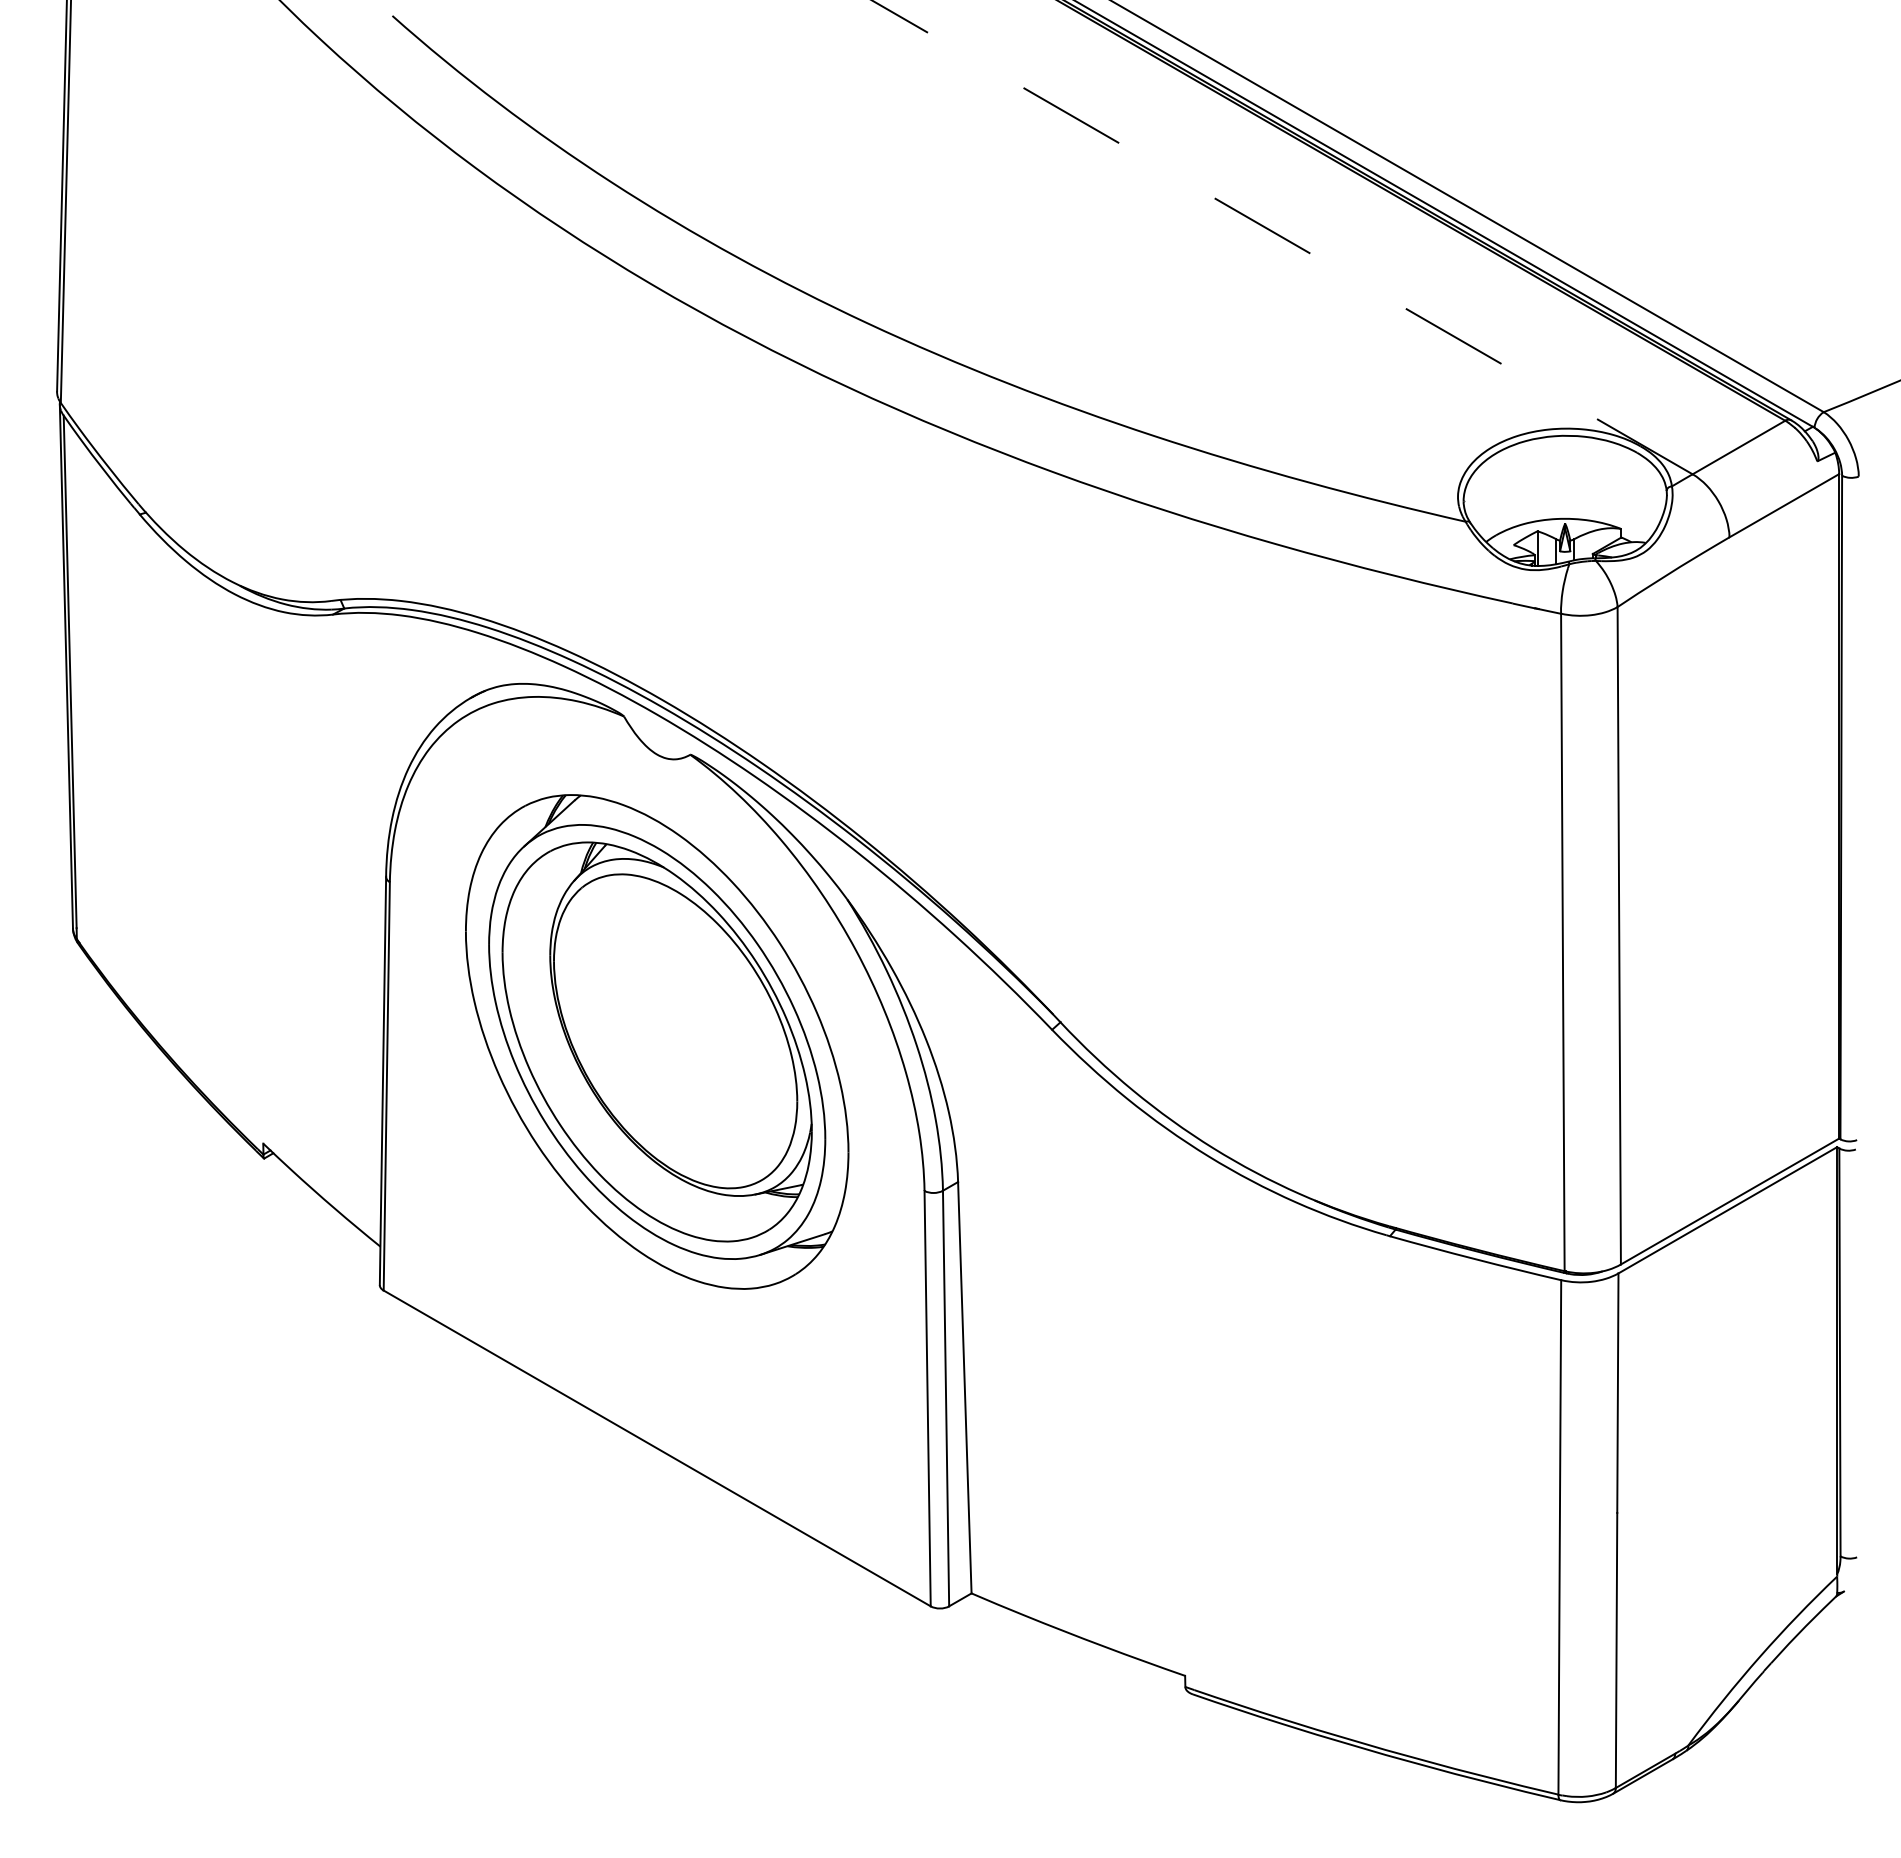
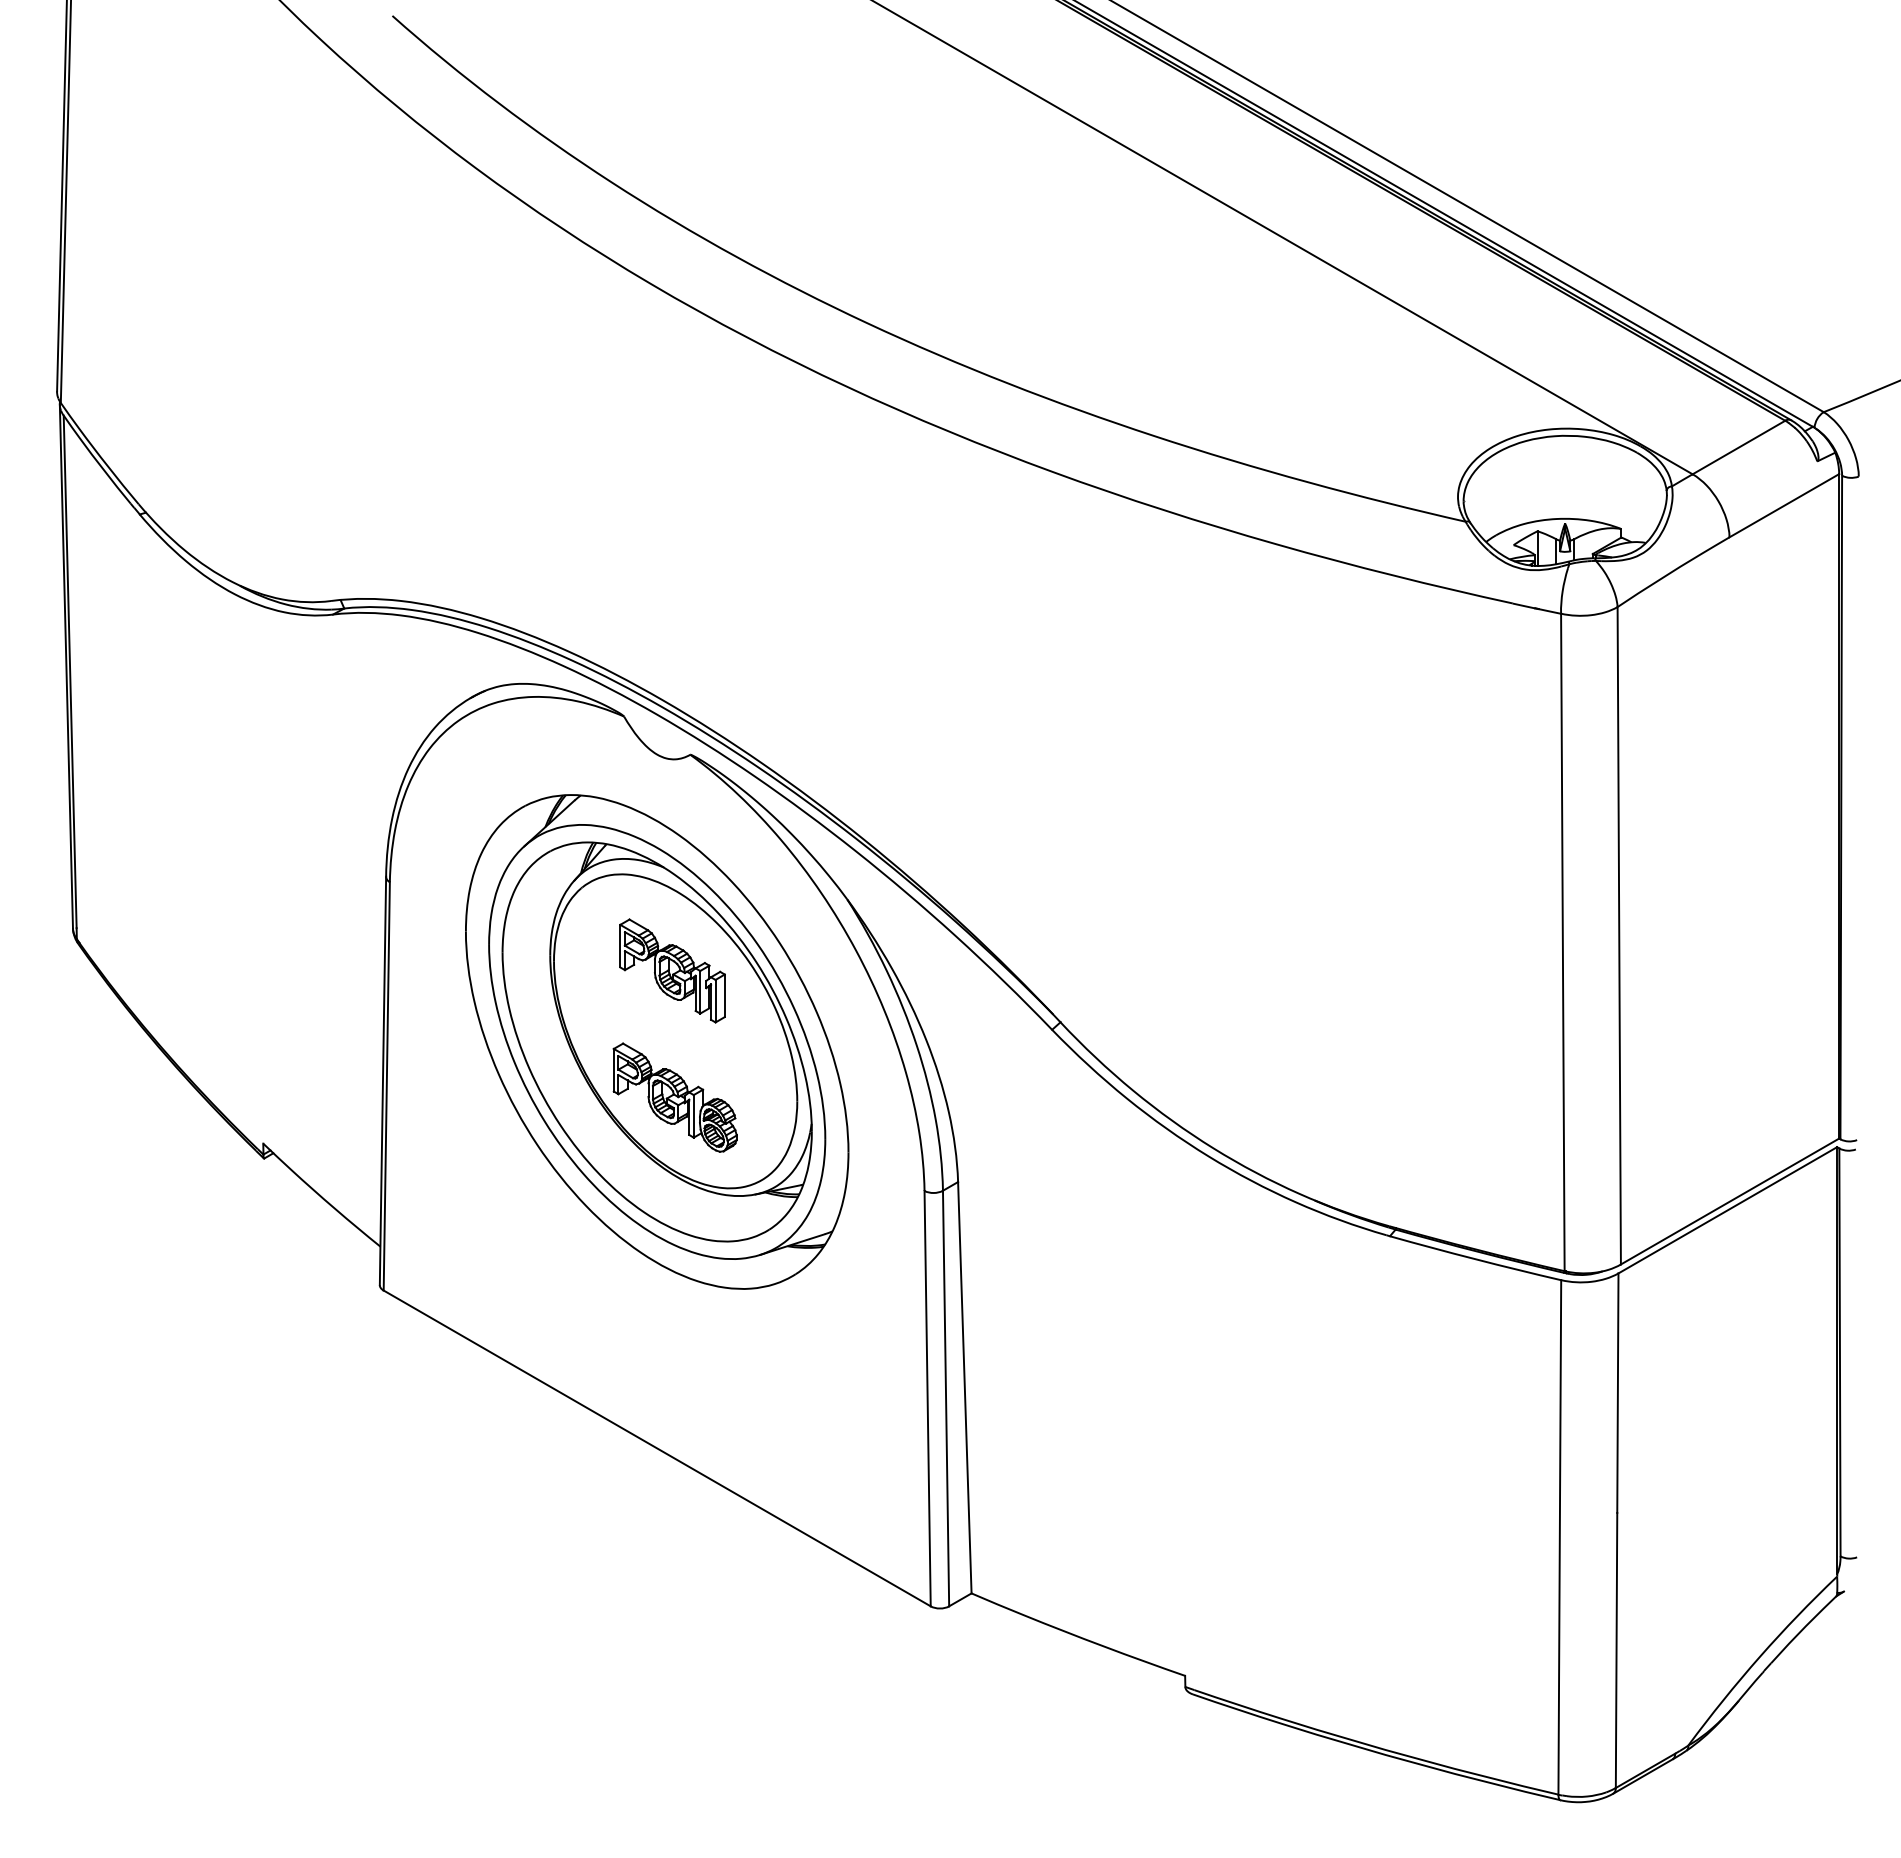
line: dashed -> solid (1282, 237)
part: none -> present (672, 970)
part: none -> present (674, 1097)
